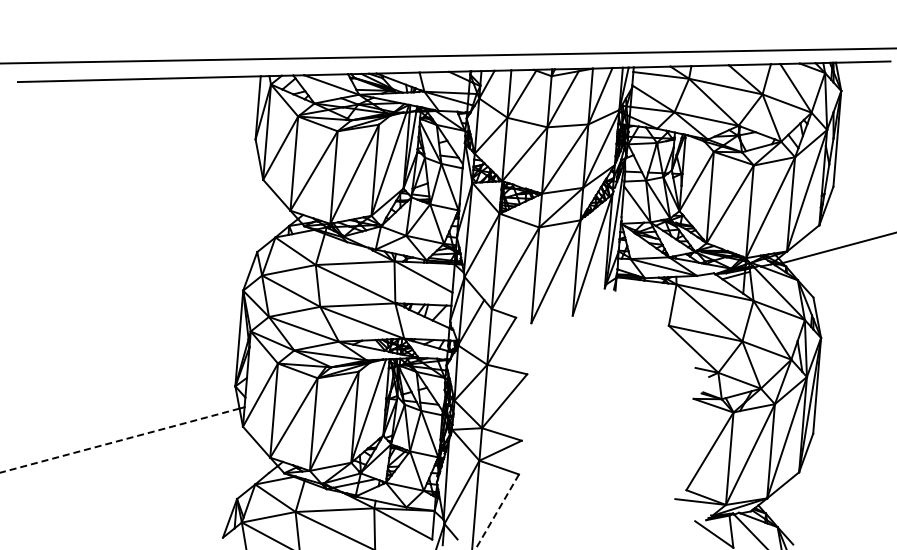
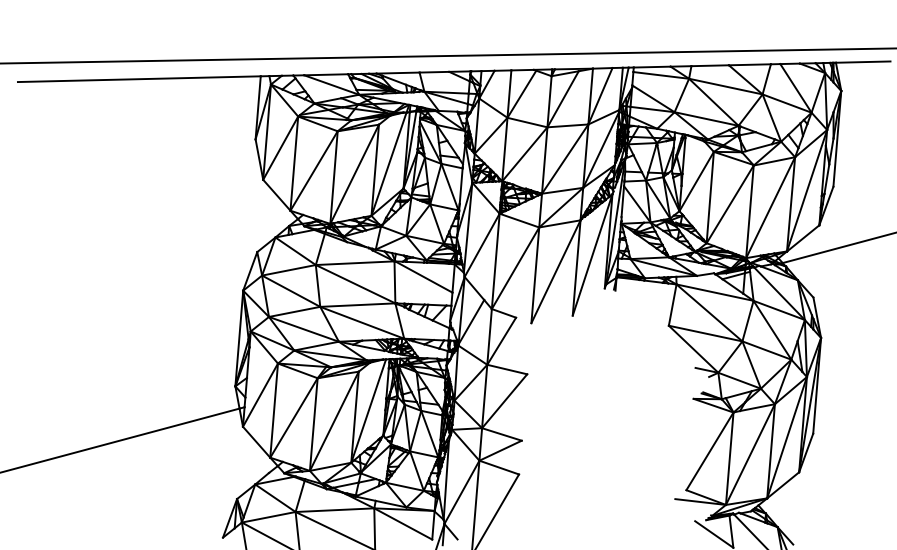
line: dashed -> solid (119, 440)
line: dashed -> solid (497, 512)
